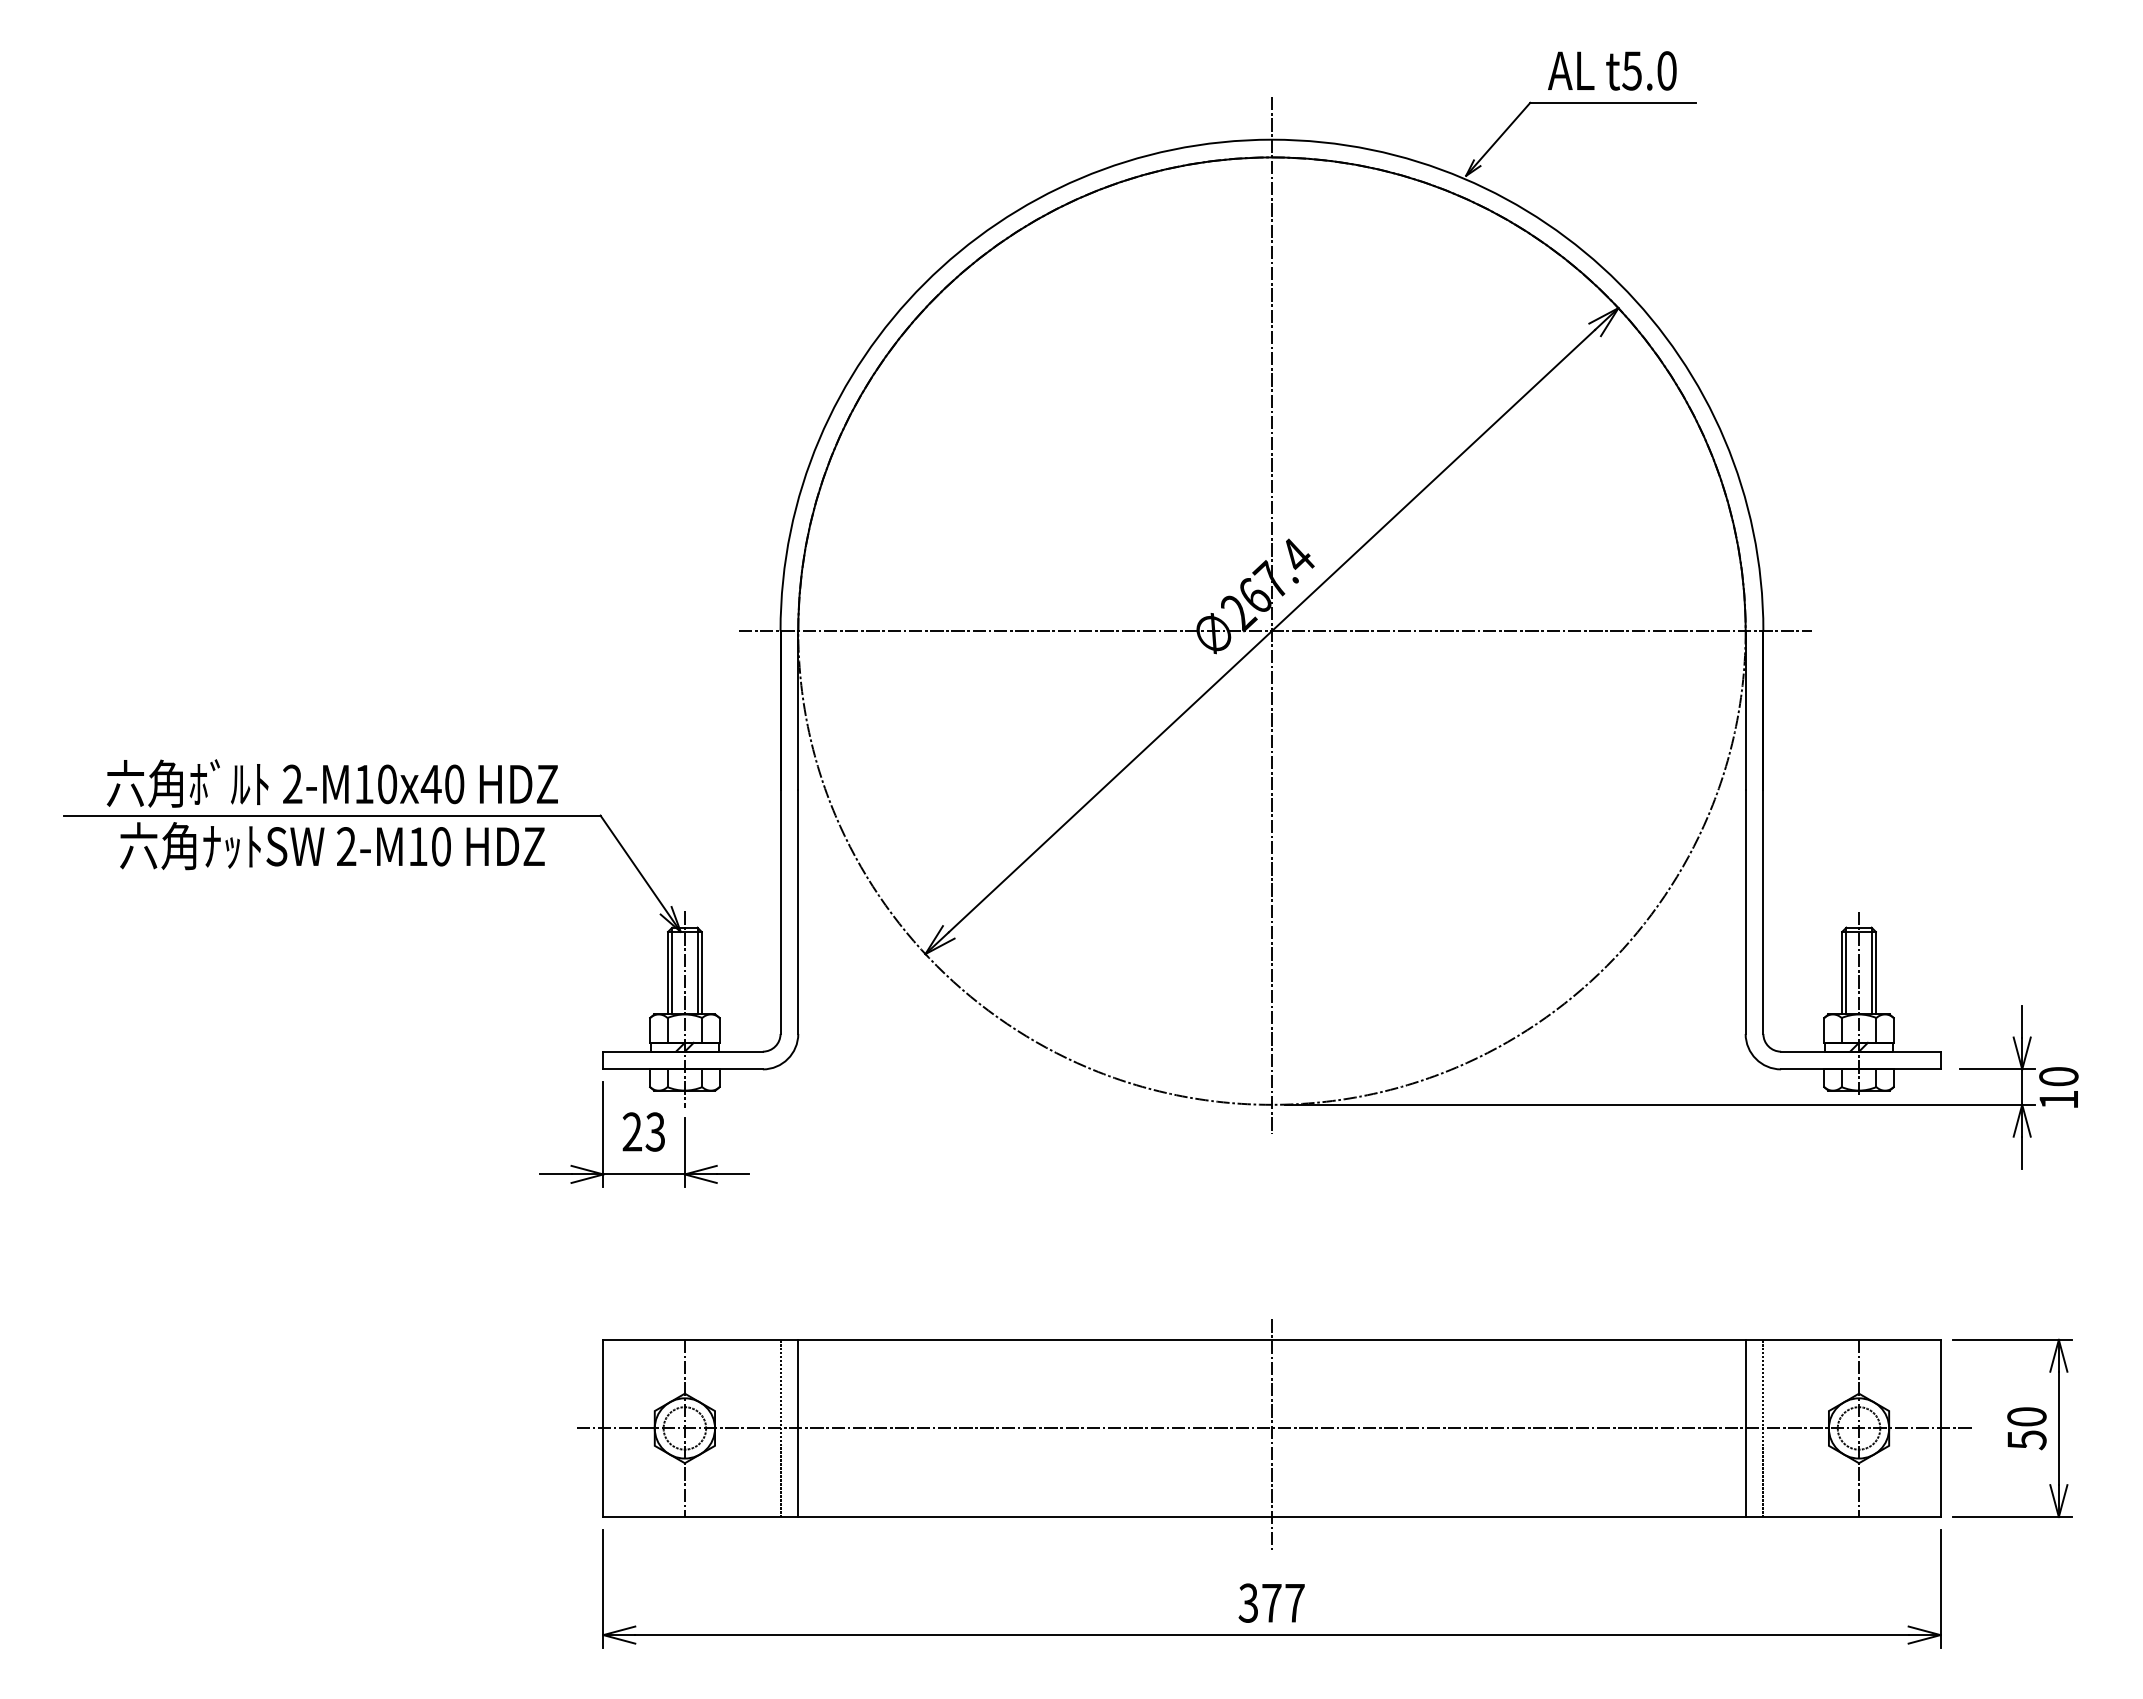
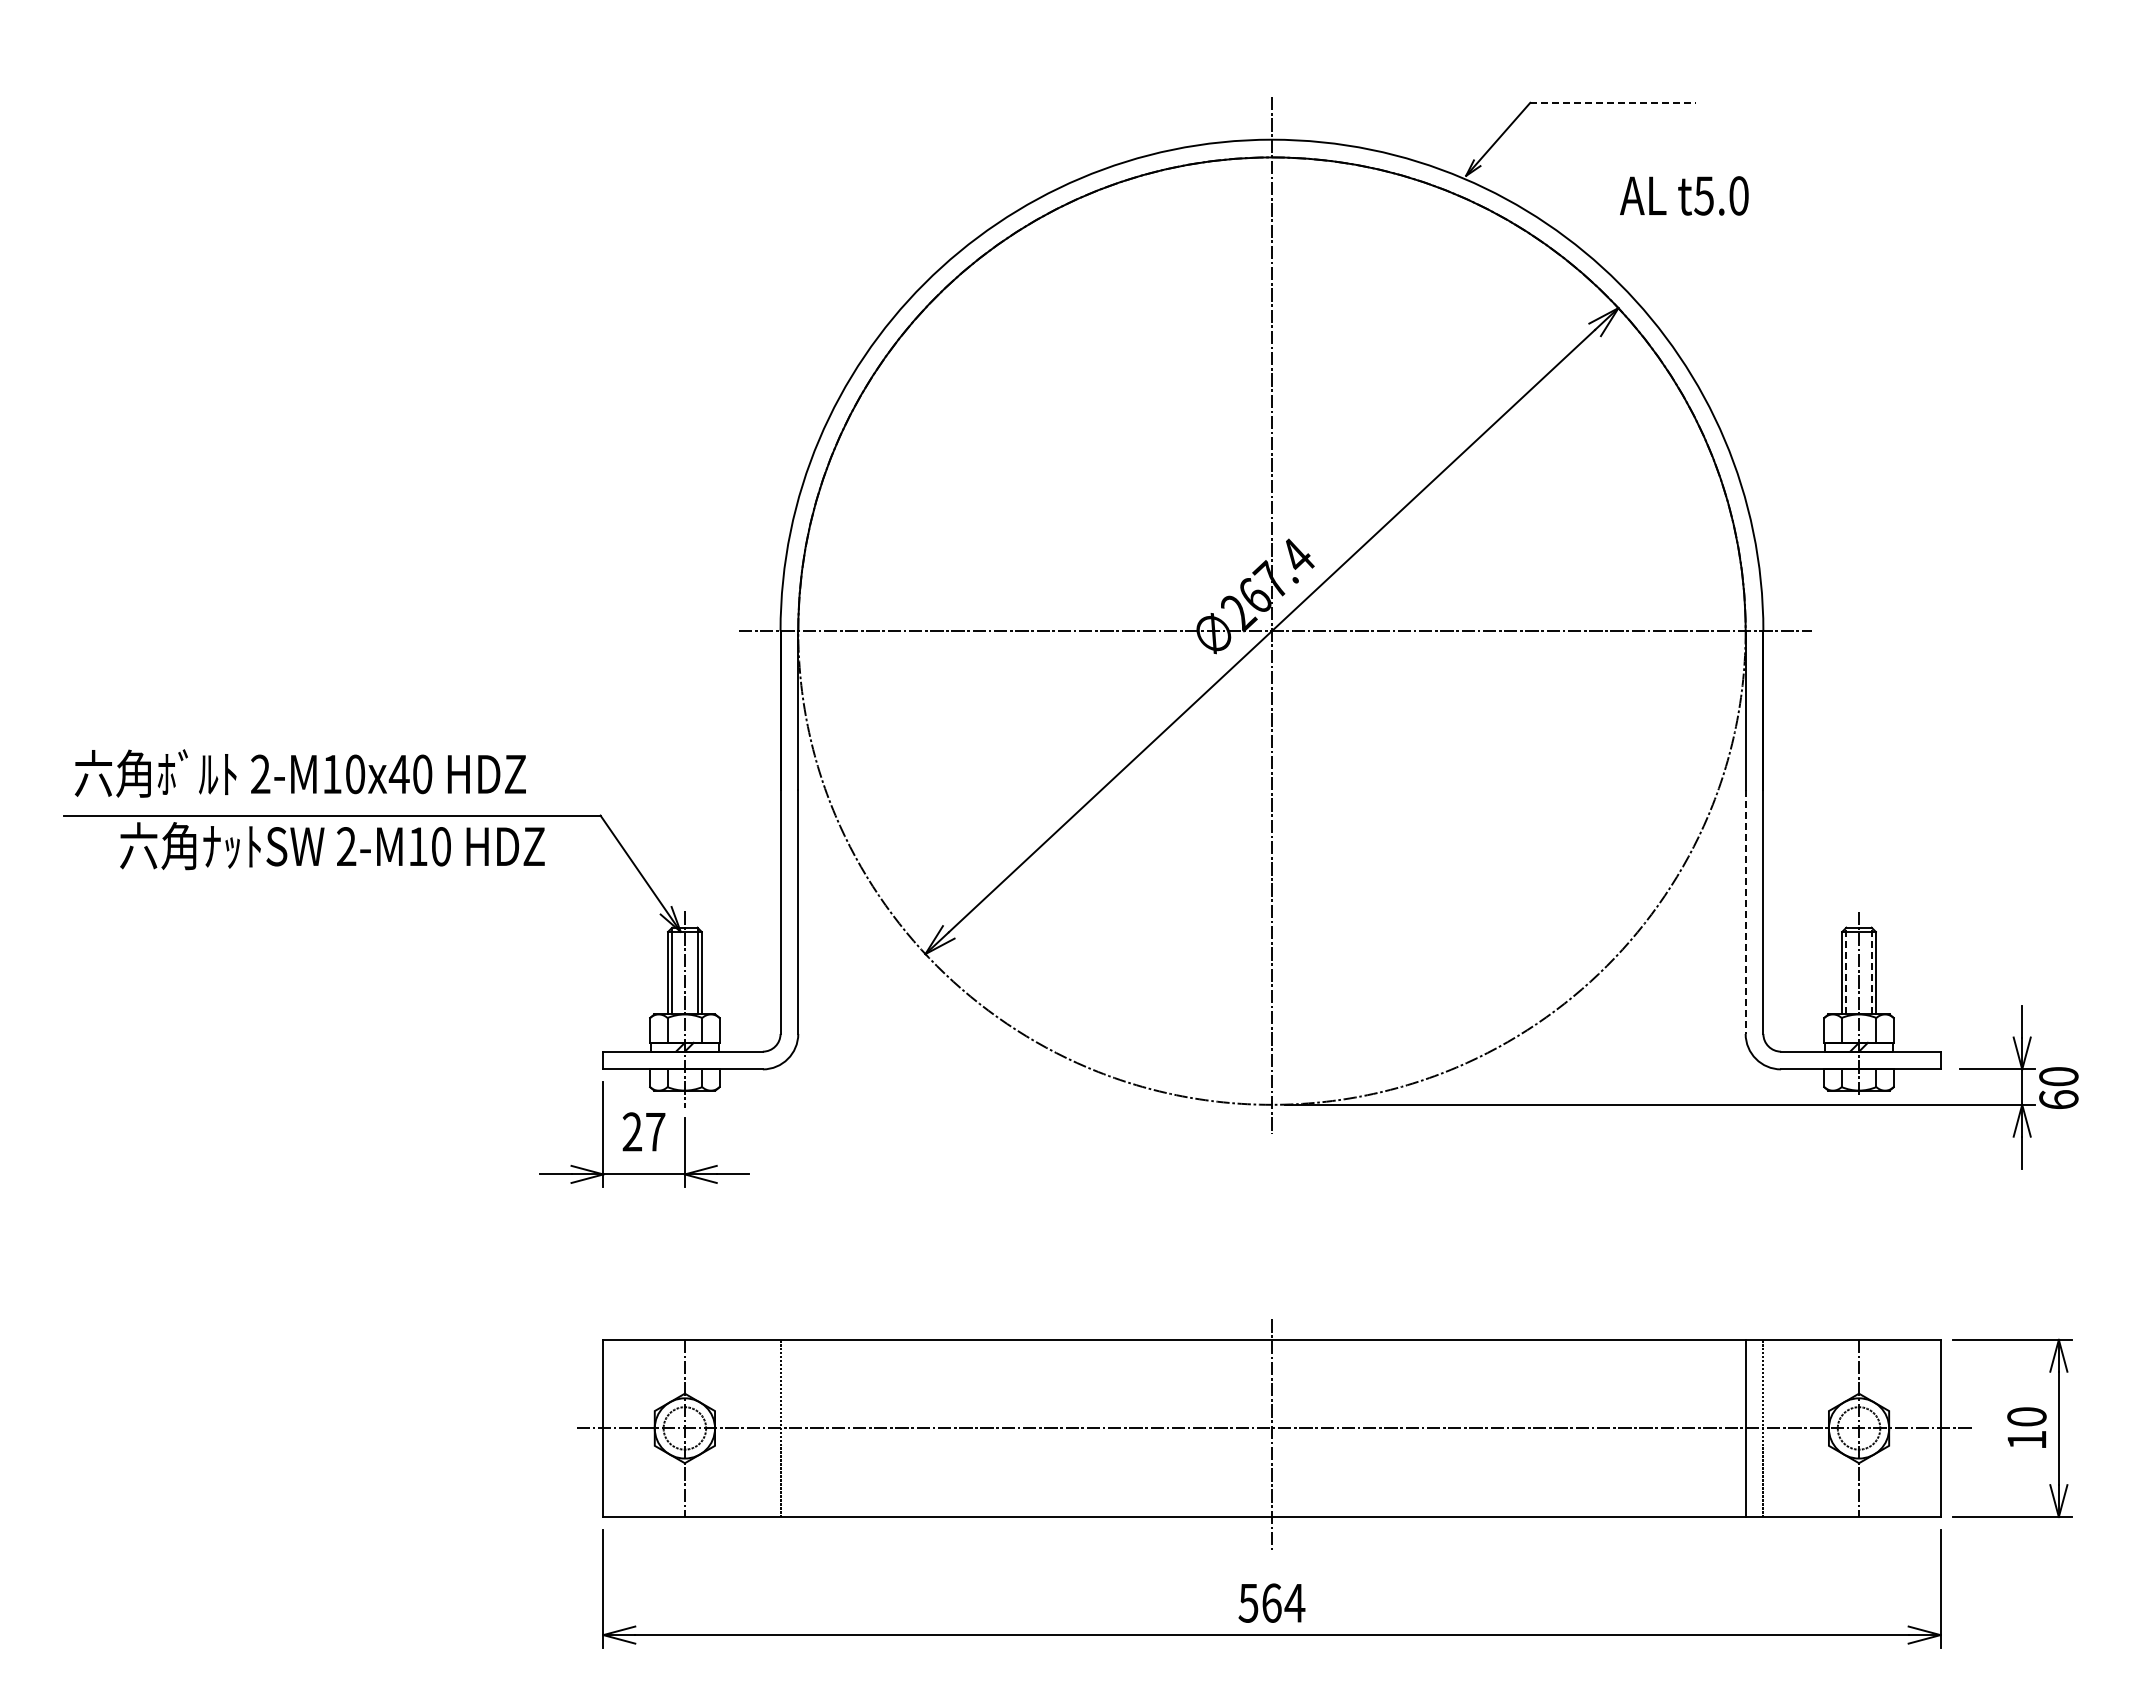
text position: (1612, 70) -> (1684, 195) (1684, 195)
line: solid -> dashed (1613, 102)
text position: (331, 783) -> (299, 773) (299, 773)
line: solid -> dashed (1745, 912)
line: solid -> dashed (1846, 970)
line: solid -> dashed (1871, 970)
text: 10 -> 60 (2058, 1099)
text: 23 -> 27 (655, 1131)
line: present -> none (798, 1428)
text: 50 -> 10 (2026, 1440)
text: 377 -> 564 (1271, 1602)
